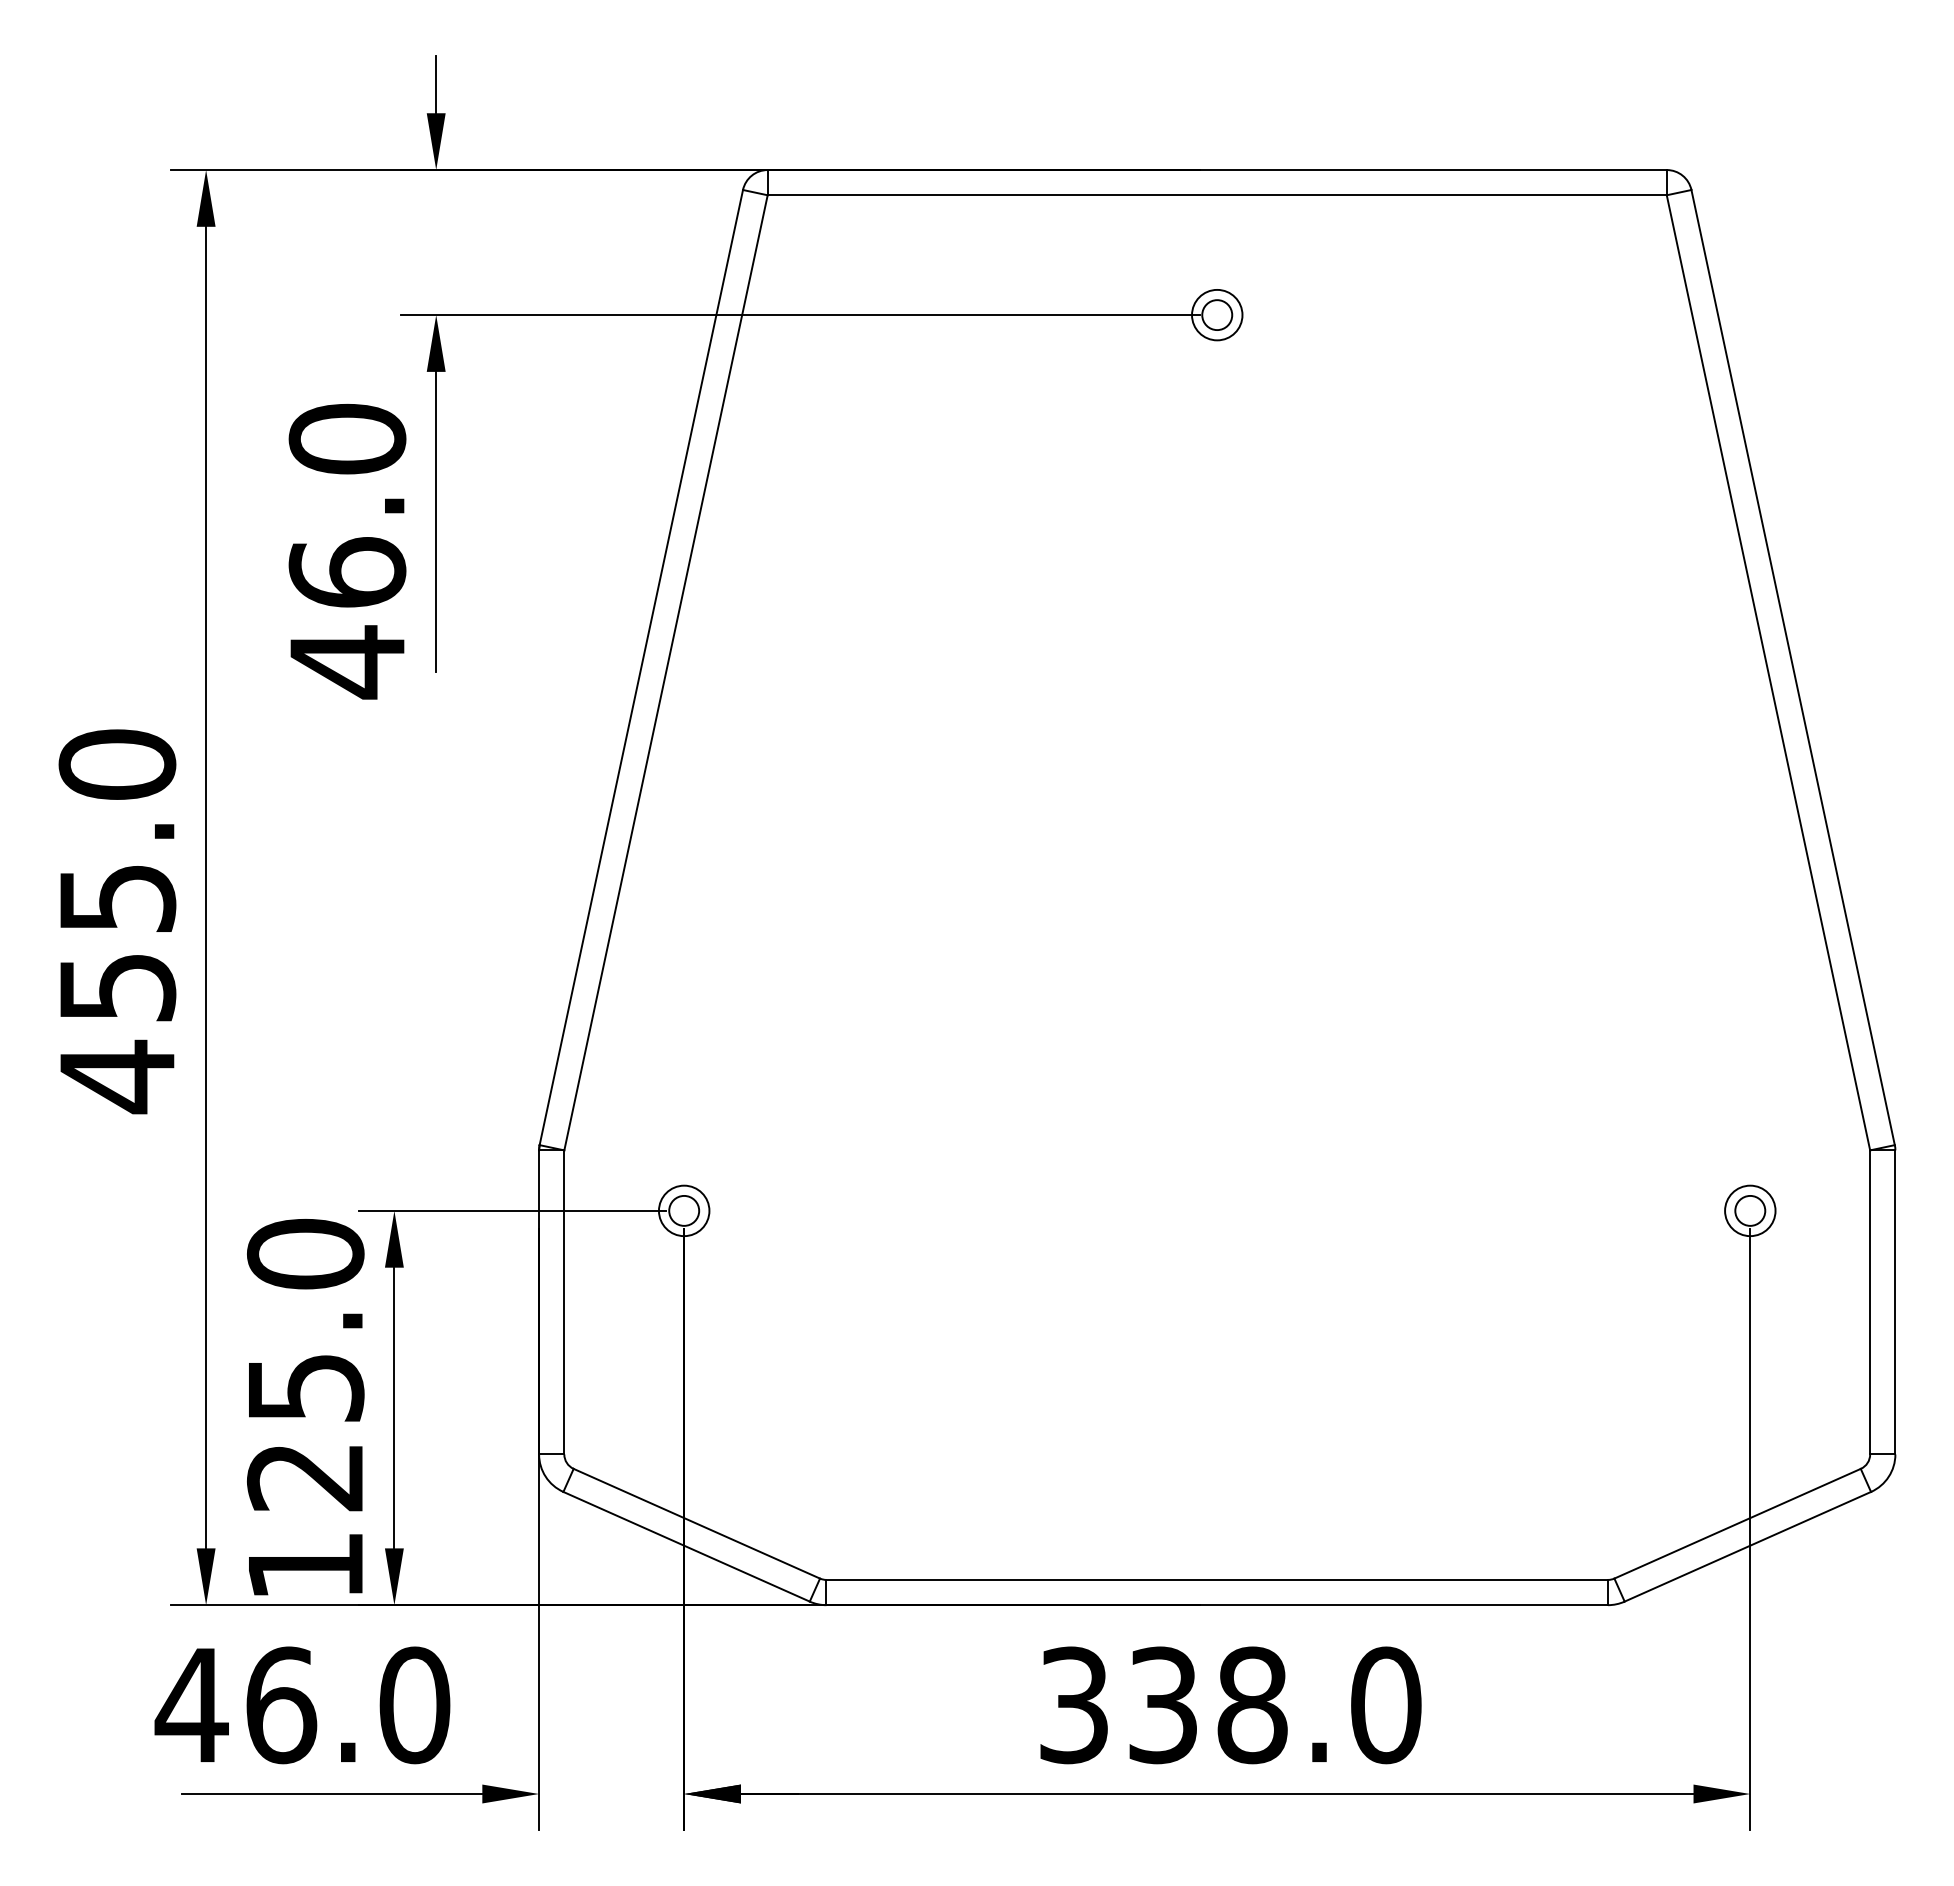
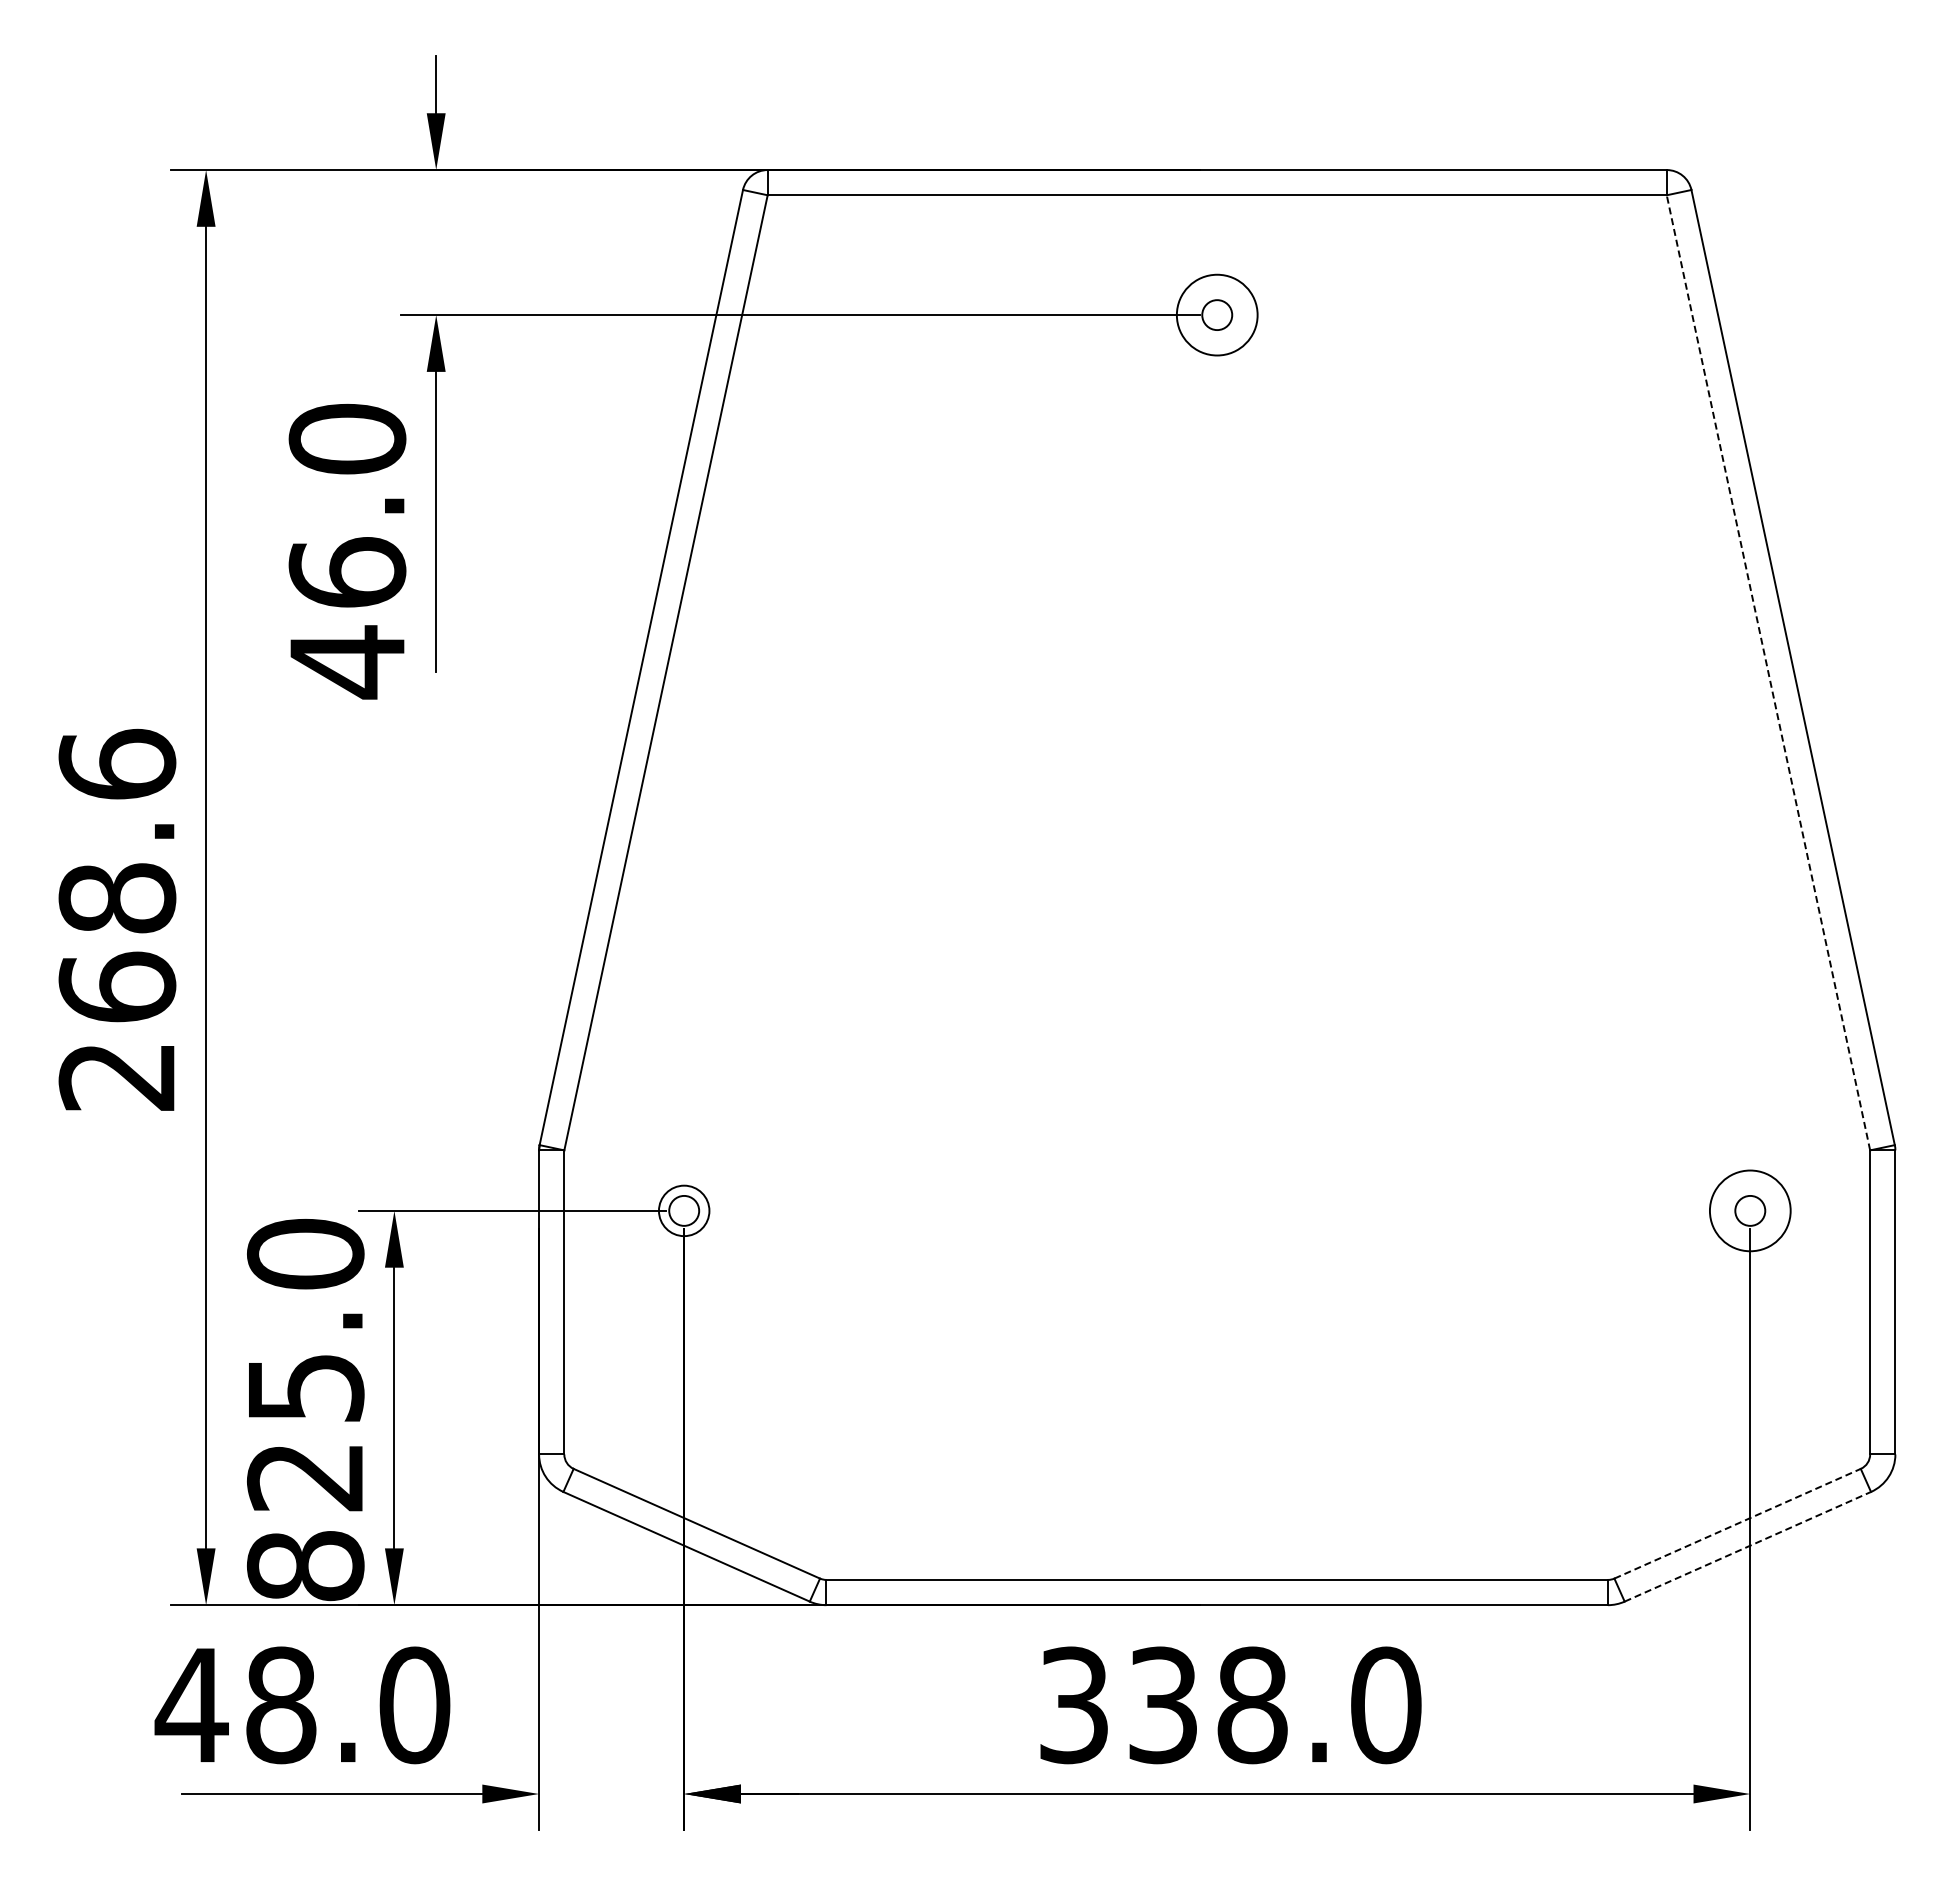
circle diameter: 50 px -> 81 px (1216, 314)
line: solid -> dashed (1768, 672)
text: 455.0 -> 268.6 (117, 921)
circle diameter: 50 px -> 81 px (1749, 1210)
line: solid -> dashed (1737, 1523)
line: solid -> dashed (1747, 1546)
text: 125.0 -> 825.0 (305, 1566)
text: 46.0 -> 48.0 (281, 1705)
